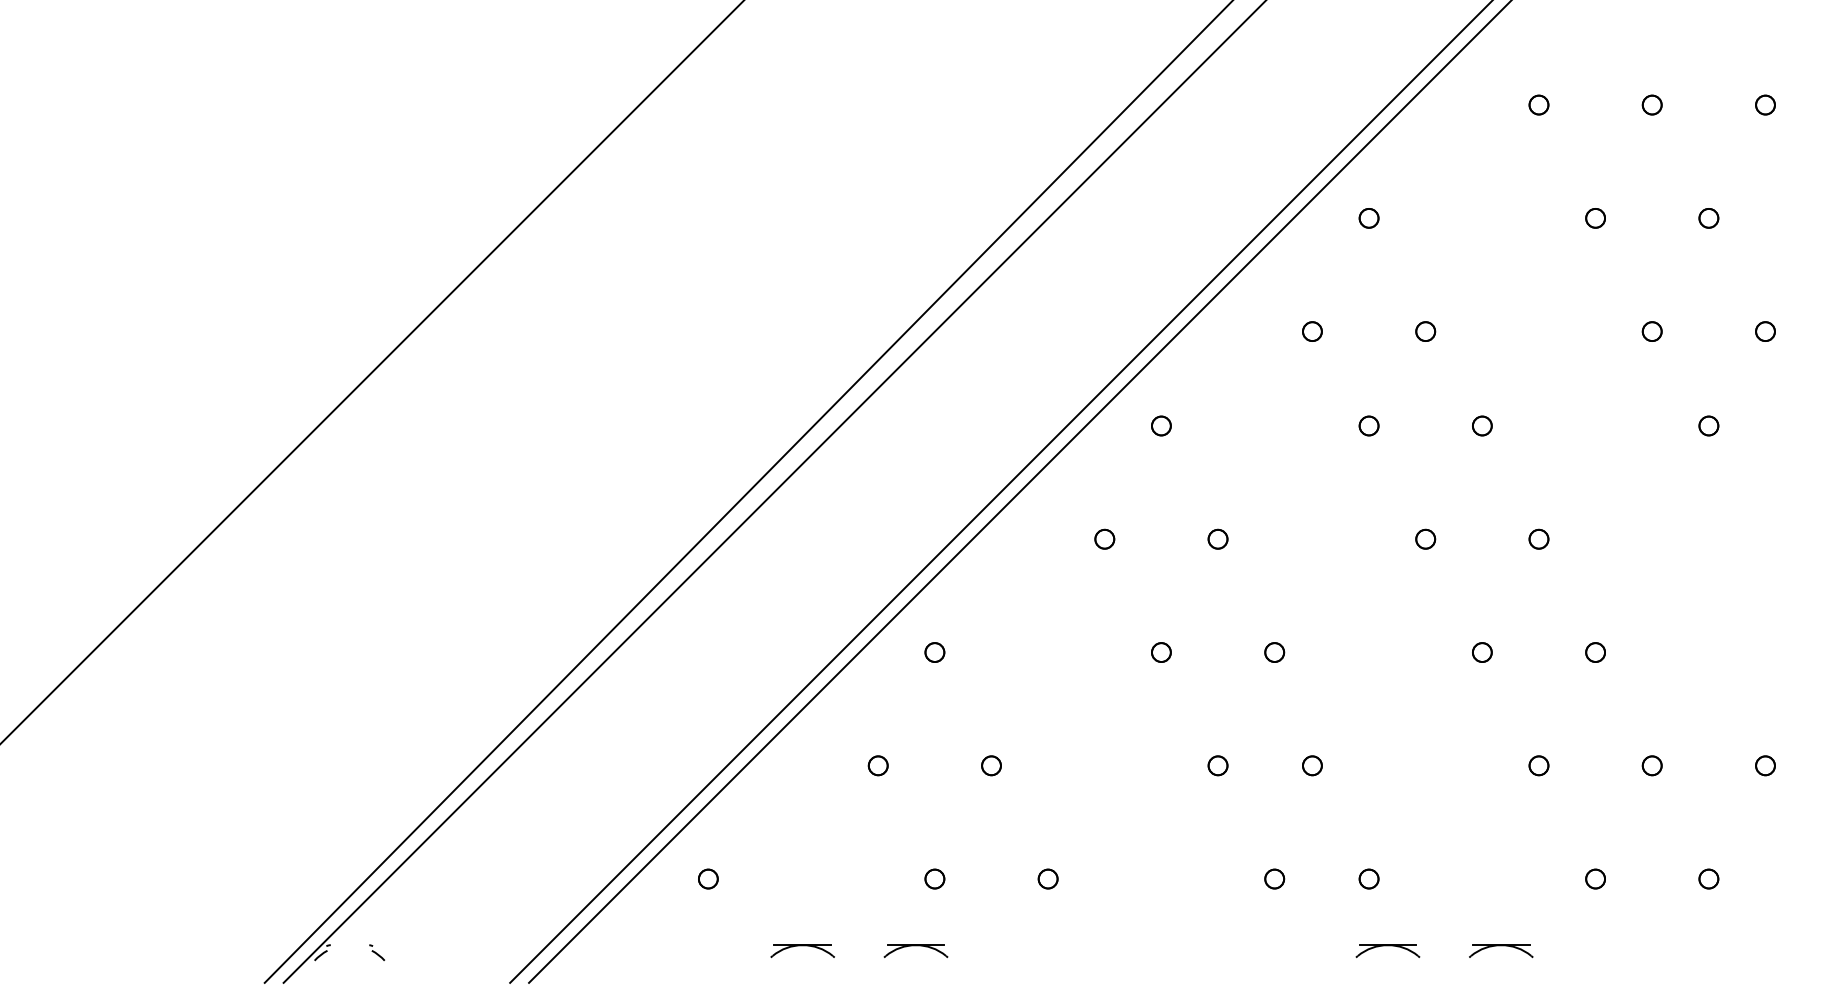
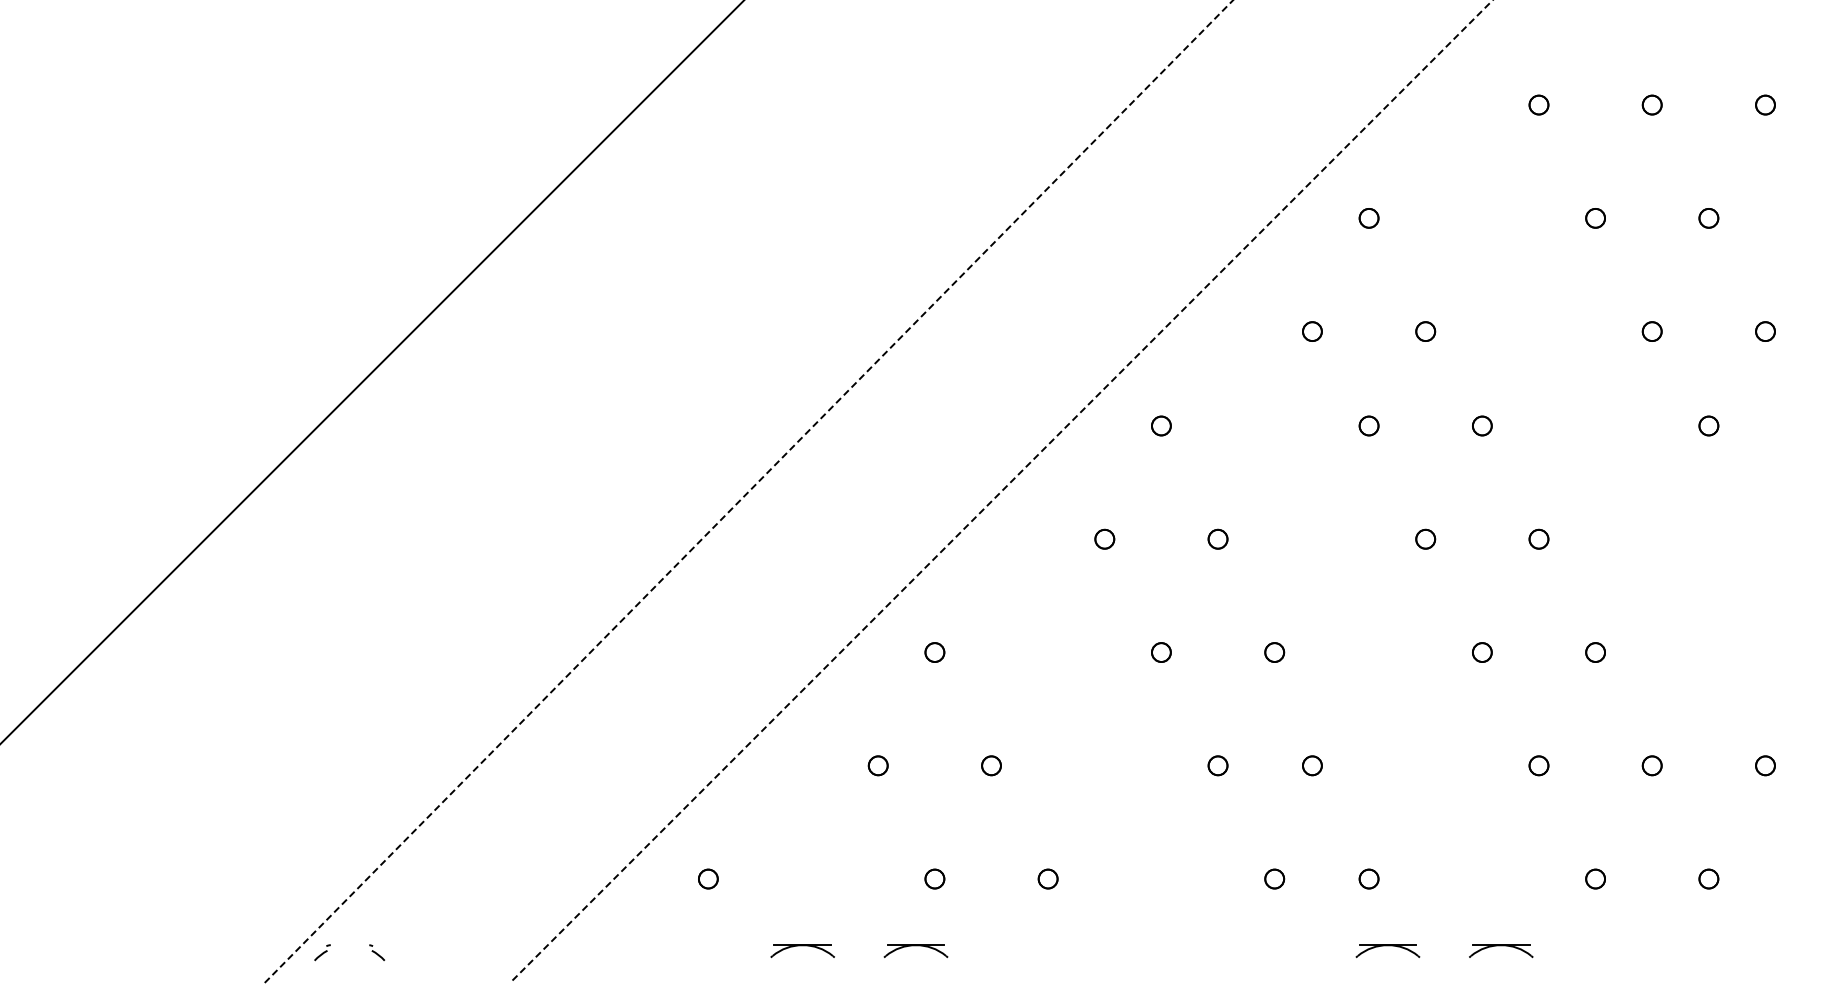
line: solid -> dashed (749, 491)
line: solid -> dashed (1001, 491)
line: present -> none (773, 492)
line: present -> none (1019, 492)
